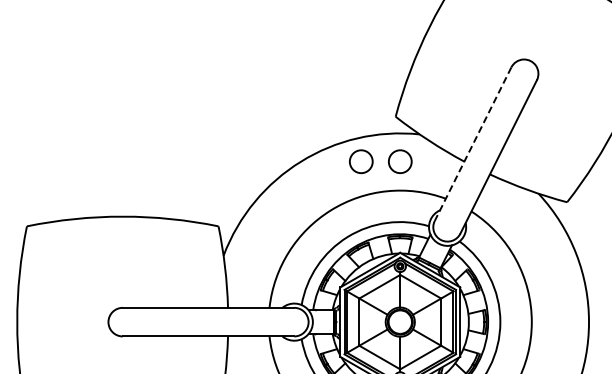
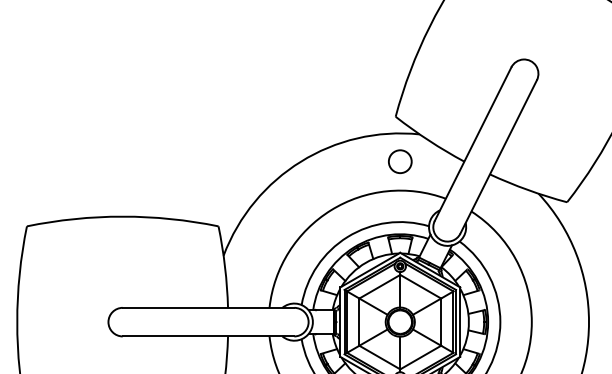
line: dashed -> solid (473, 144)
circle: present -> none (361, 161)
